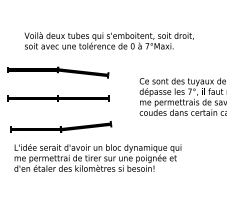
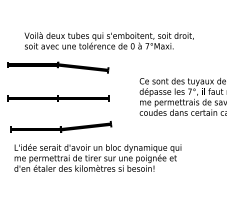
part position: (58, 72) -> (58, 67) (58, 67)
